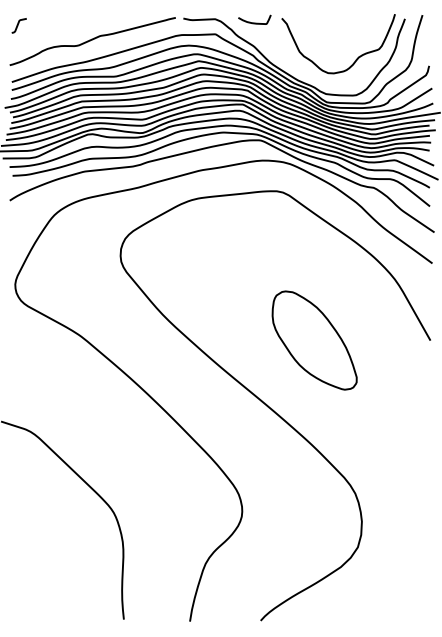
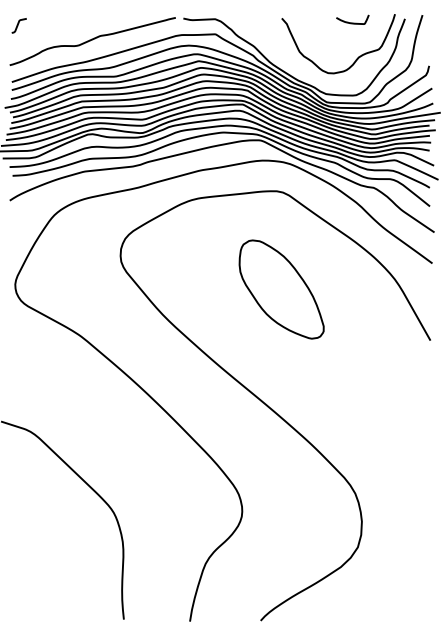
curve position: (254, 22) -> (352, 22) (352, 22)
part position: (314, 340) -> (281, 289) (281, 289)
